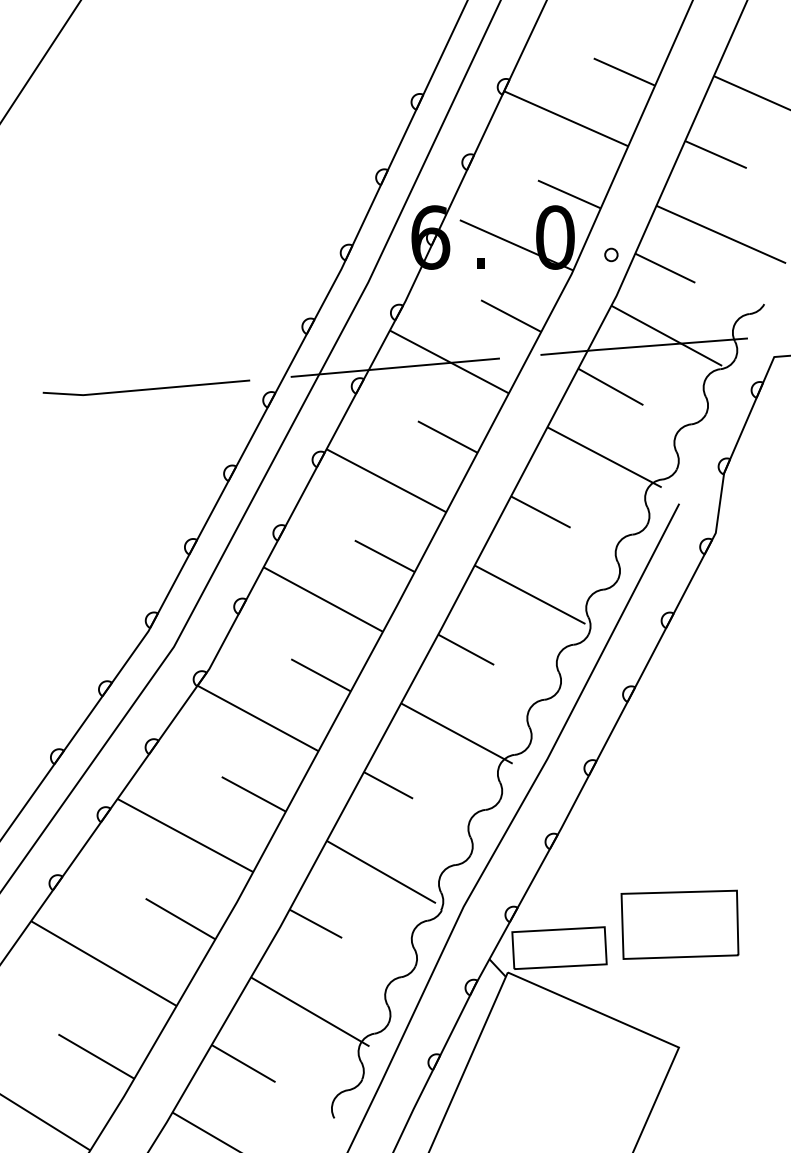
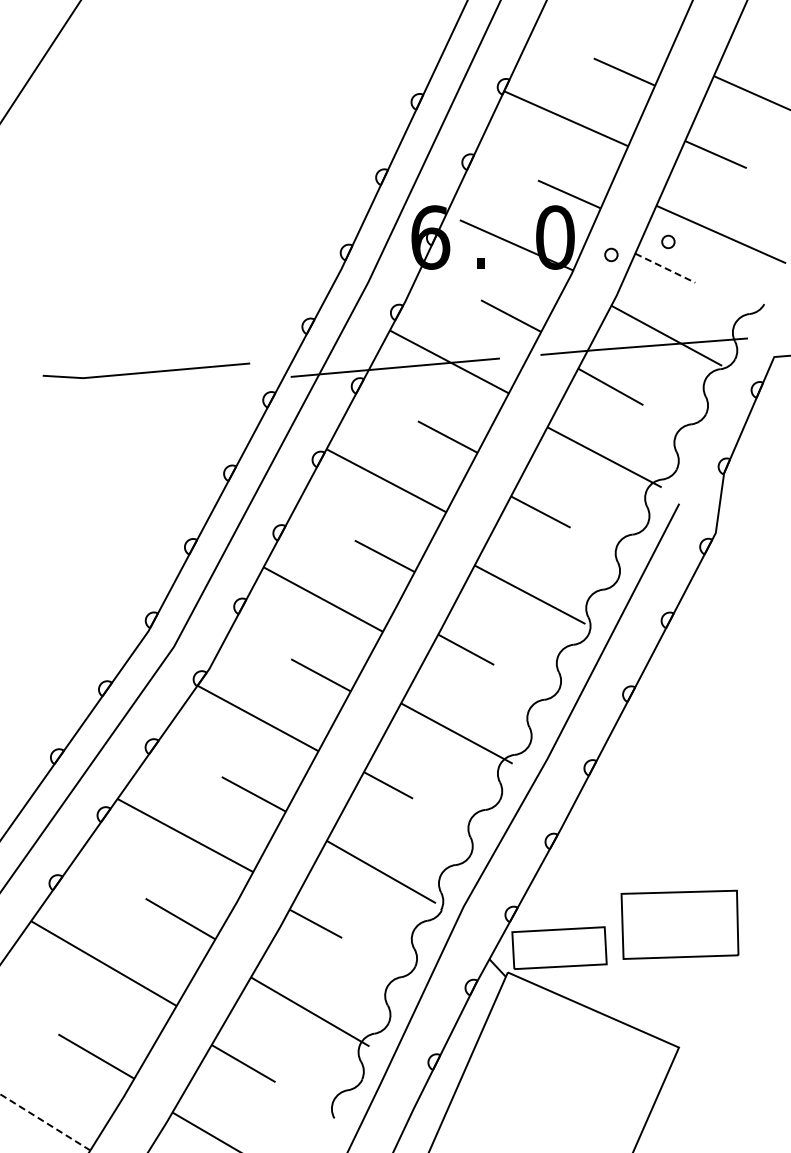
circle: none -> present (668, 241)
line: solid -> dashed (665, 268)
line position: (146, 388) -> (146, 371) (146, 371)
line: solid -> dashed (45, 1122)
